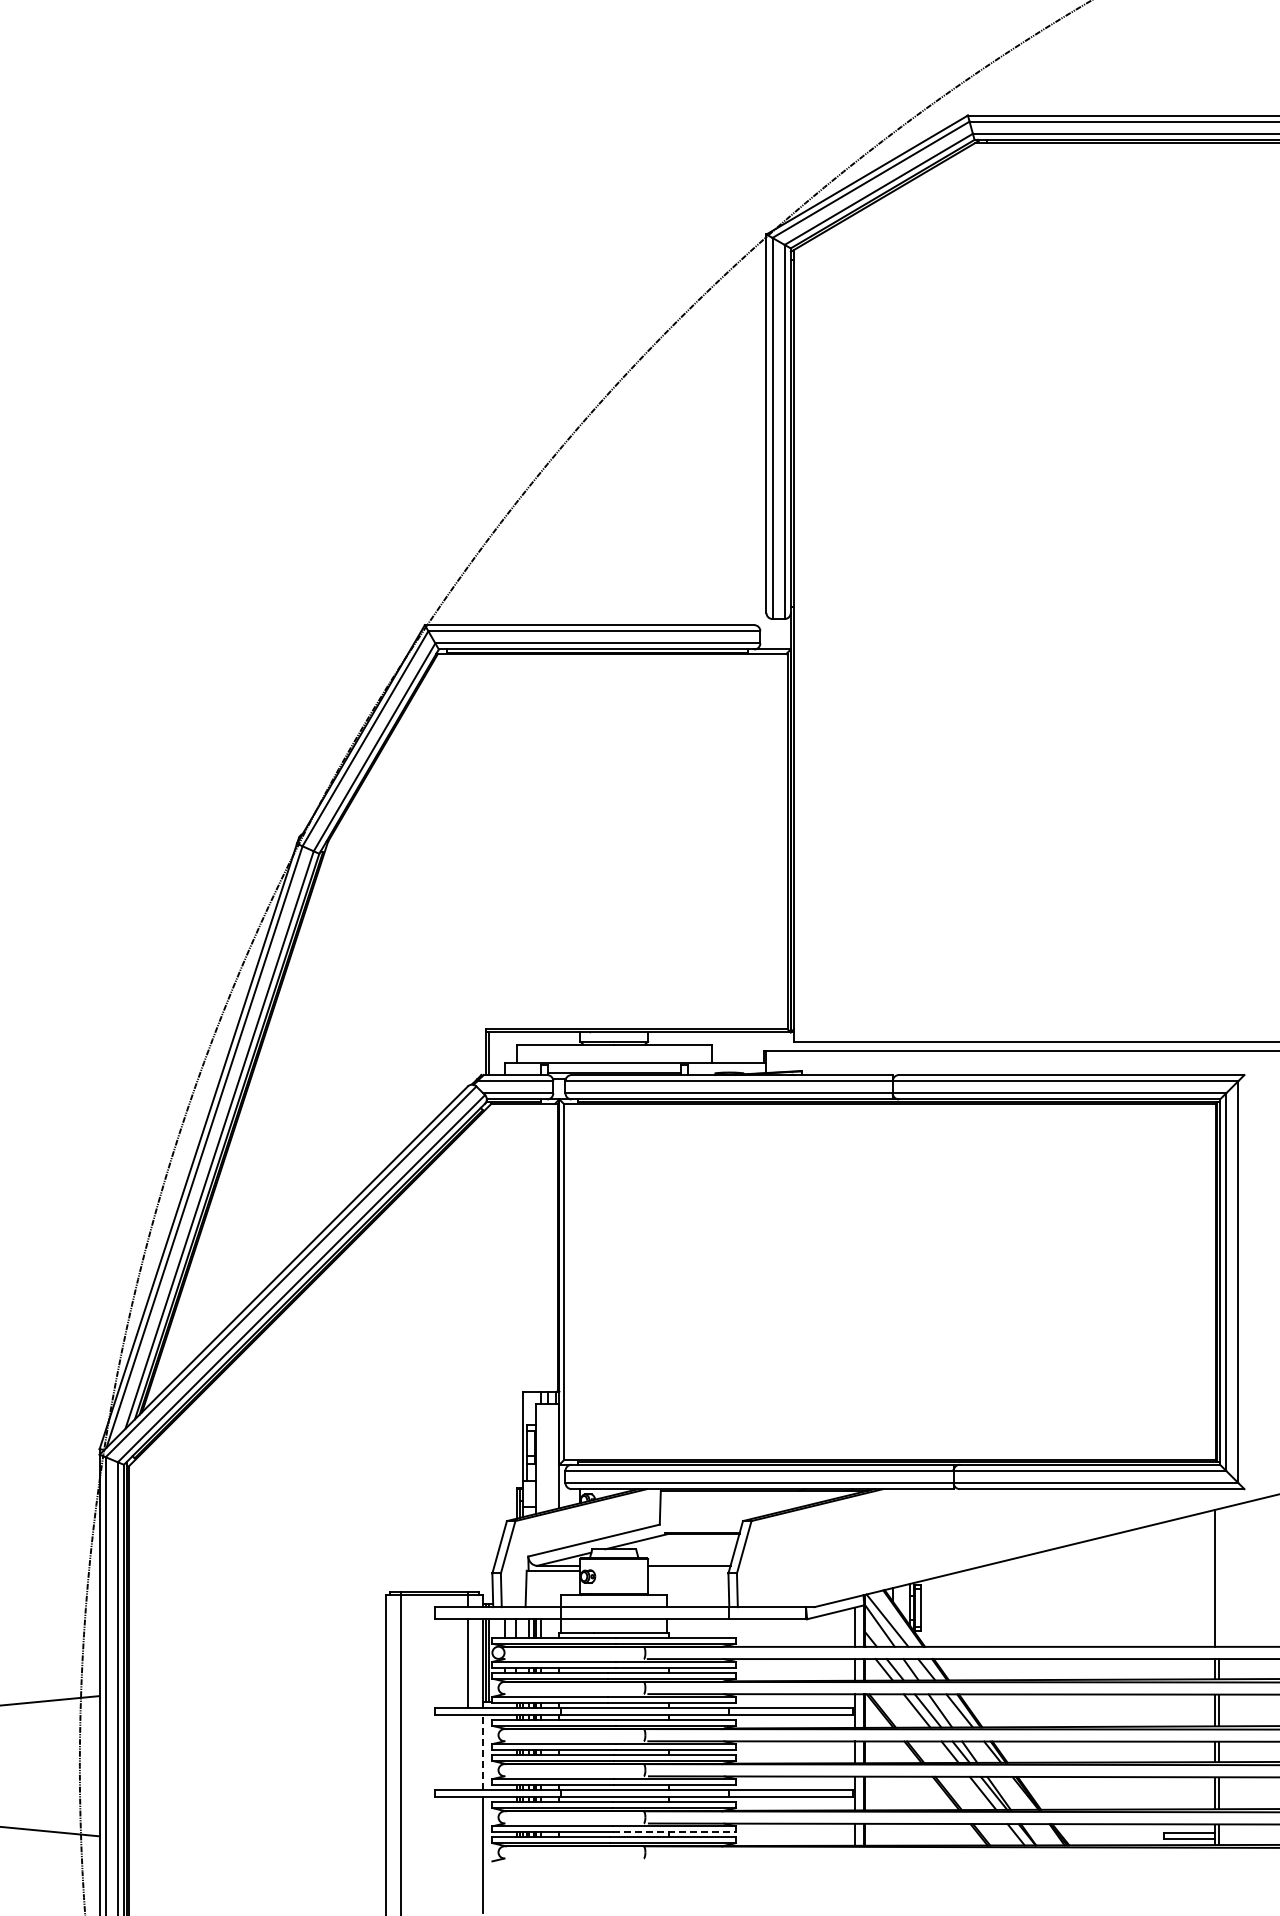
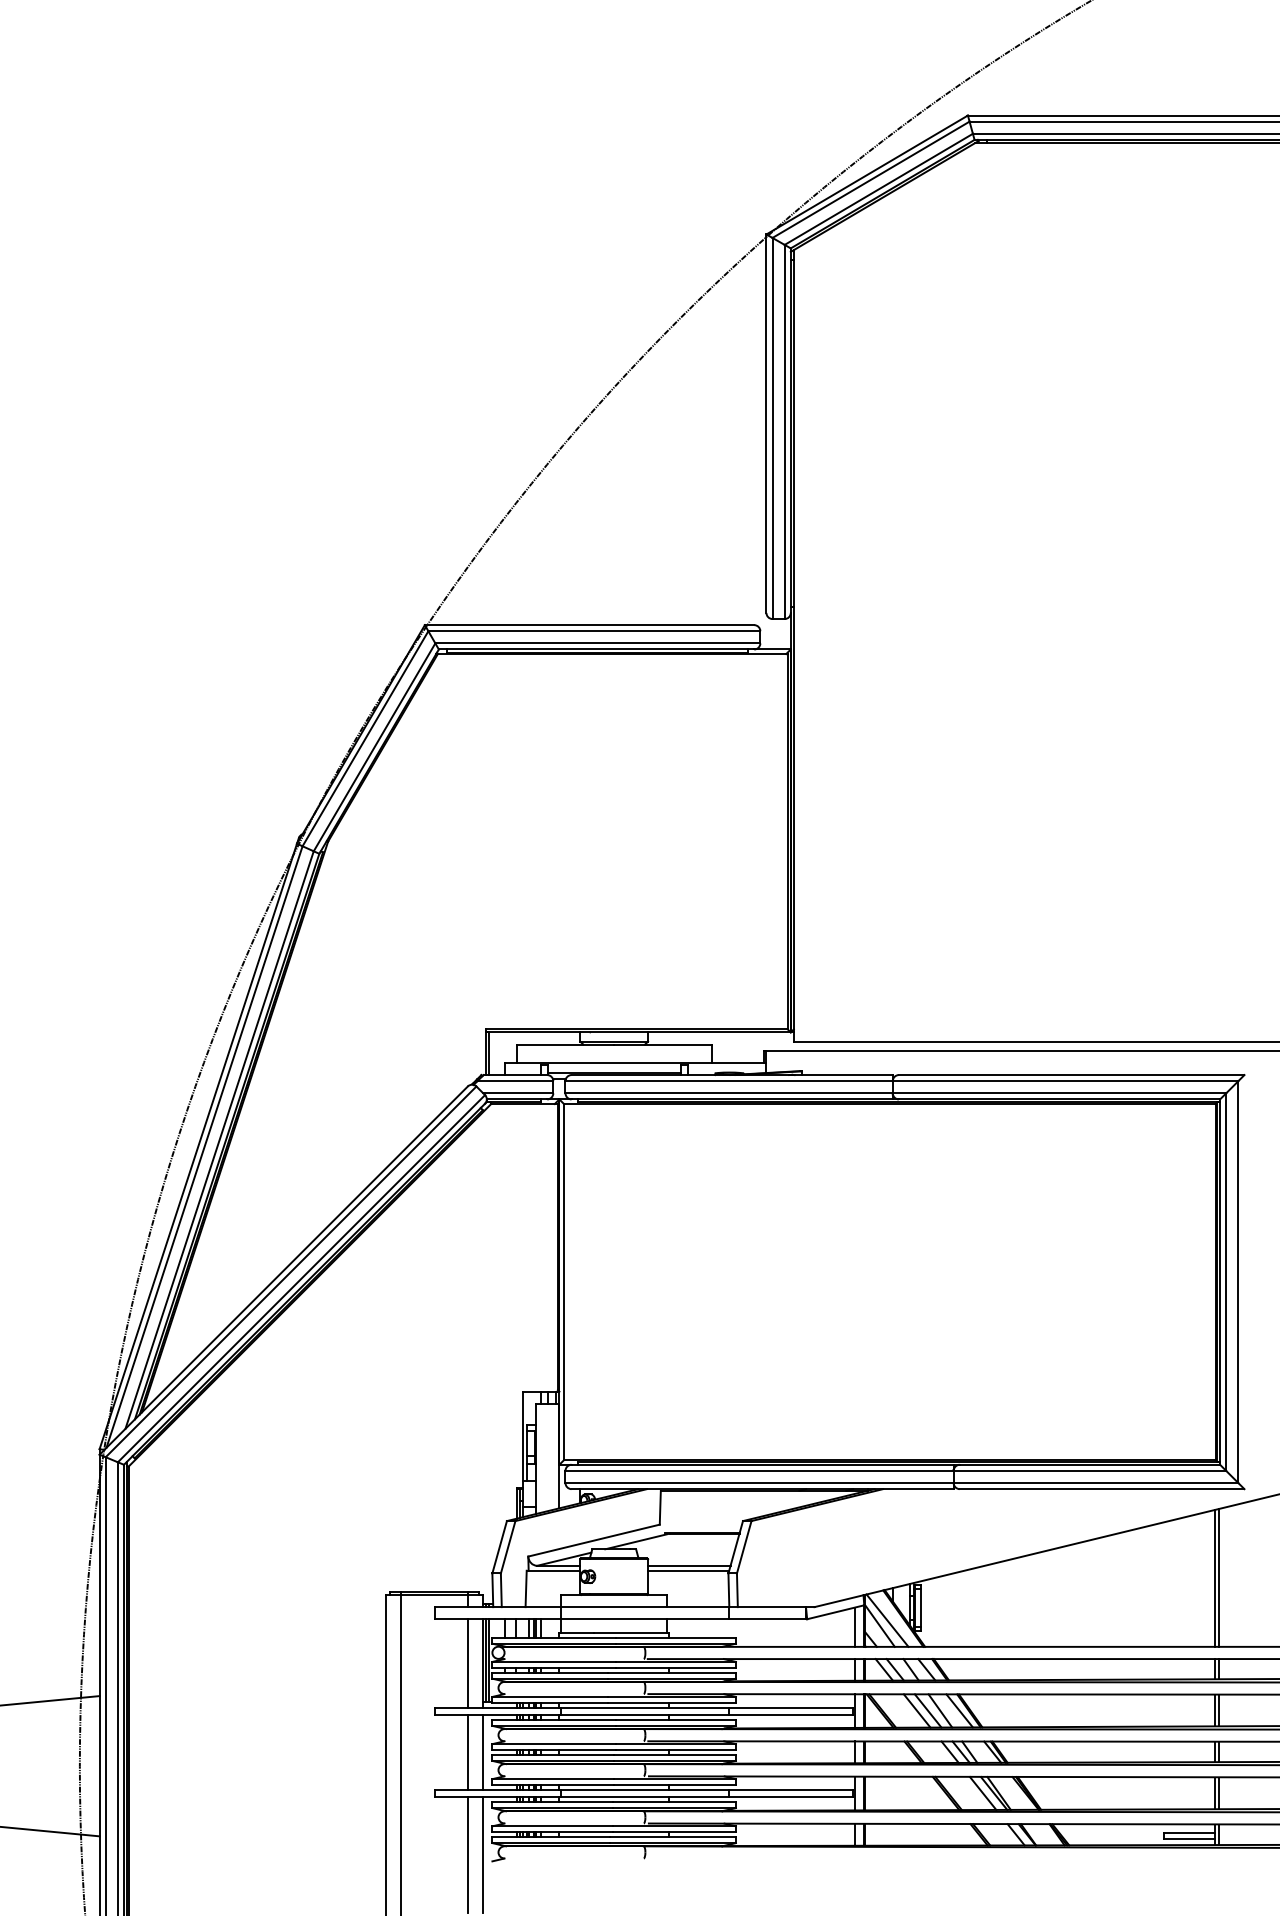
line: none -> present (688, 1570)
line: none -> present (1218, 1577)
line: none -> present (468, 1752)
line: dashed -> solid (483, 1752)
line: dashed -> solid (675, 1832)
line: none -> present (468, 1854)
